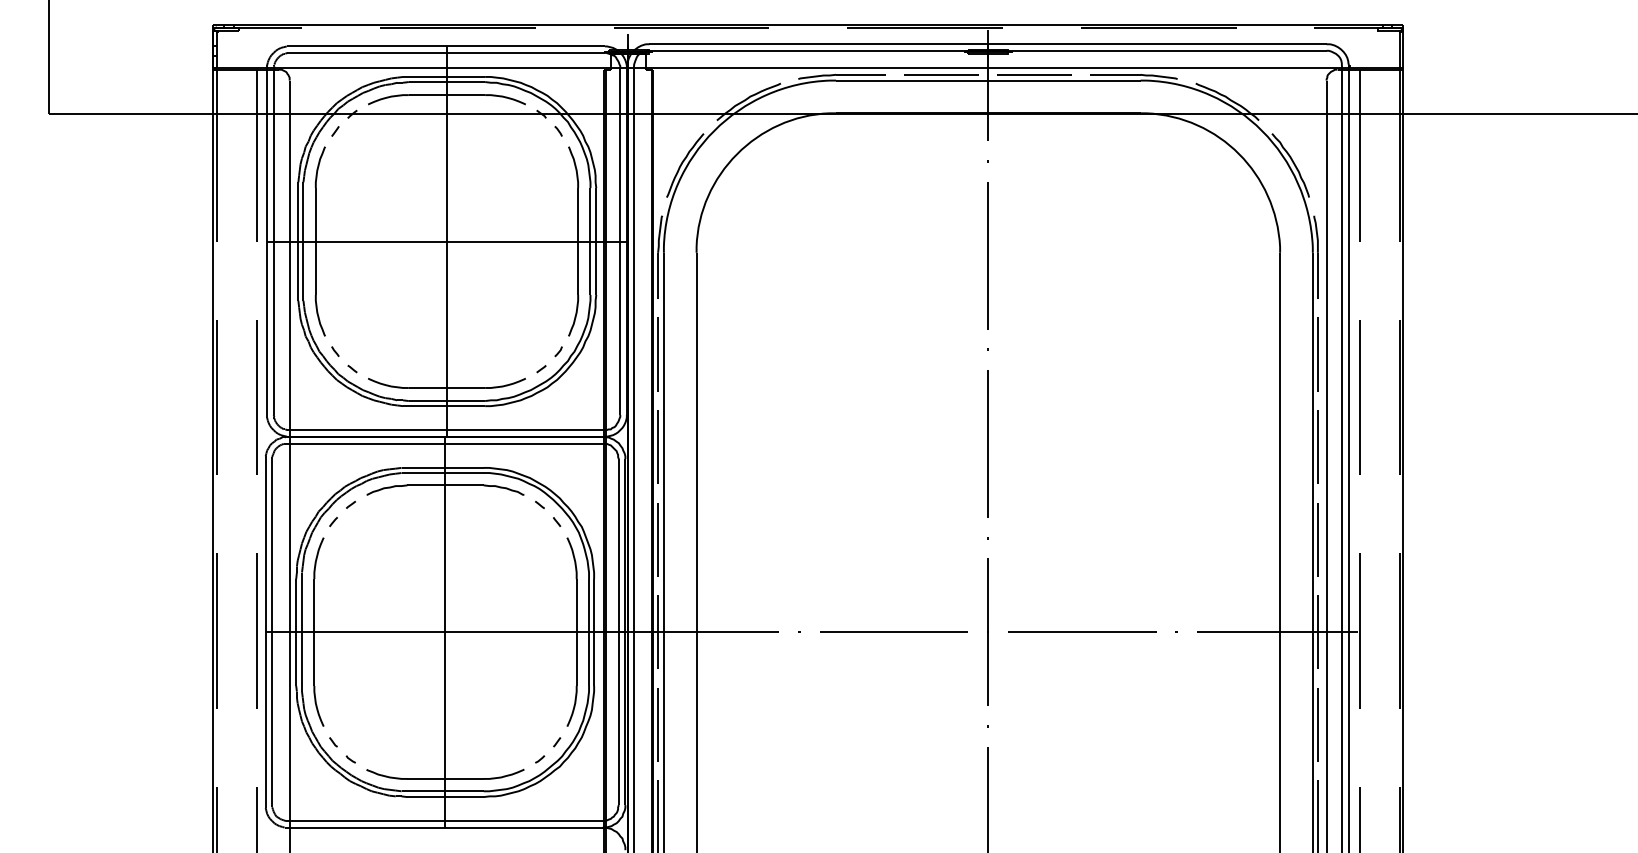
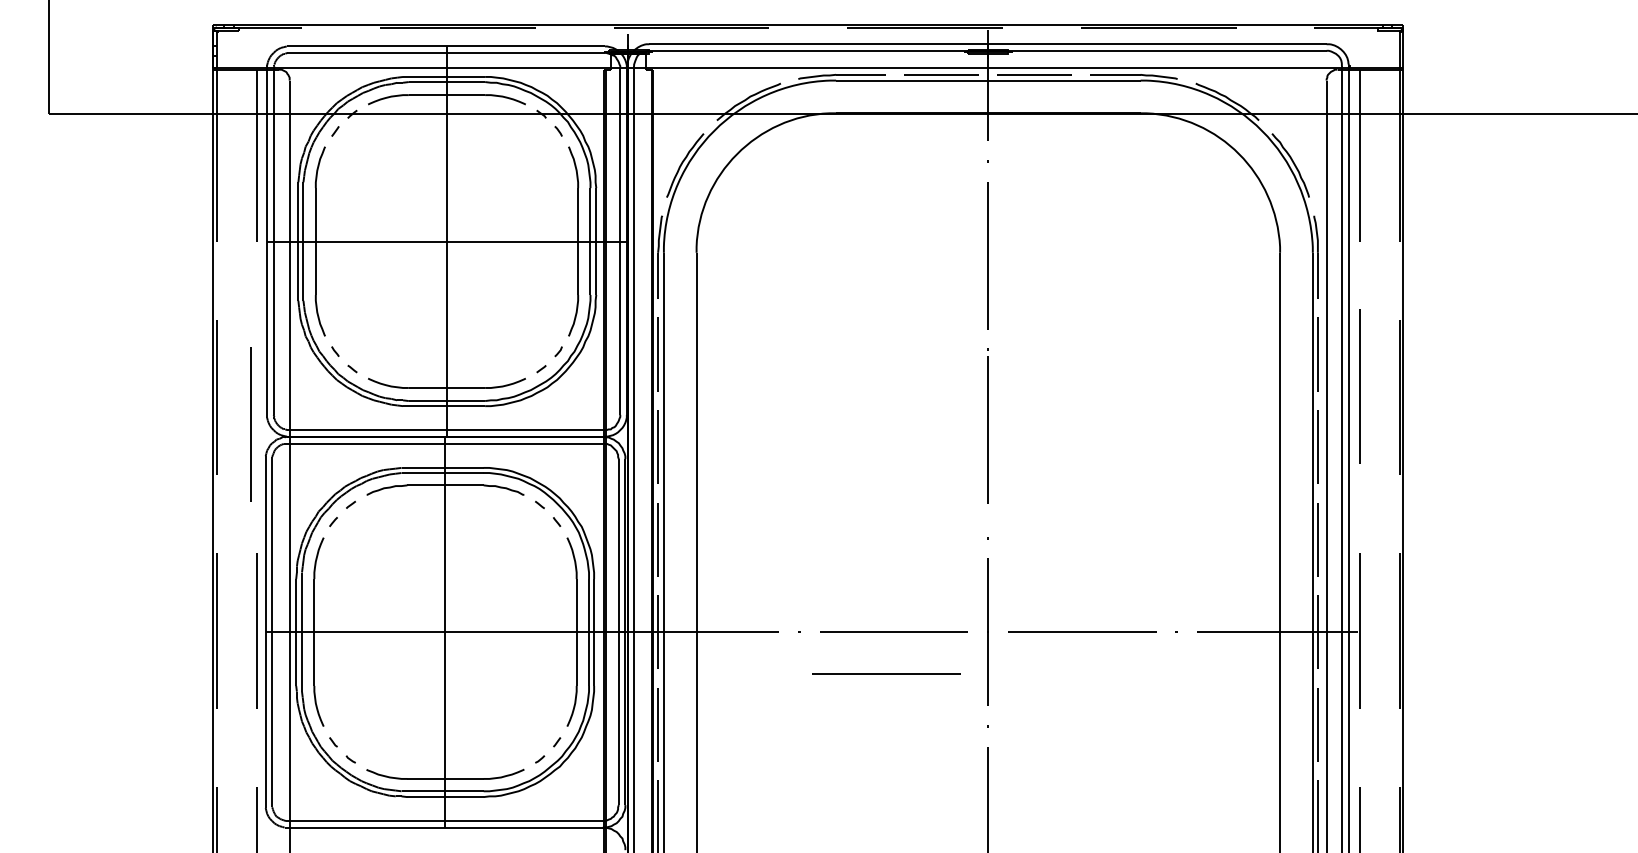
line position: (256, 397) -> (250, 424) (250, 424)
line position: (1359, 397) -> (1359, 386) (1359, 386)
line position: (987, 443) -> (987, 429) (987, 429)
line: none -> present (886, 673)
